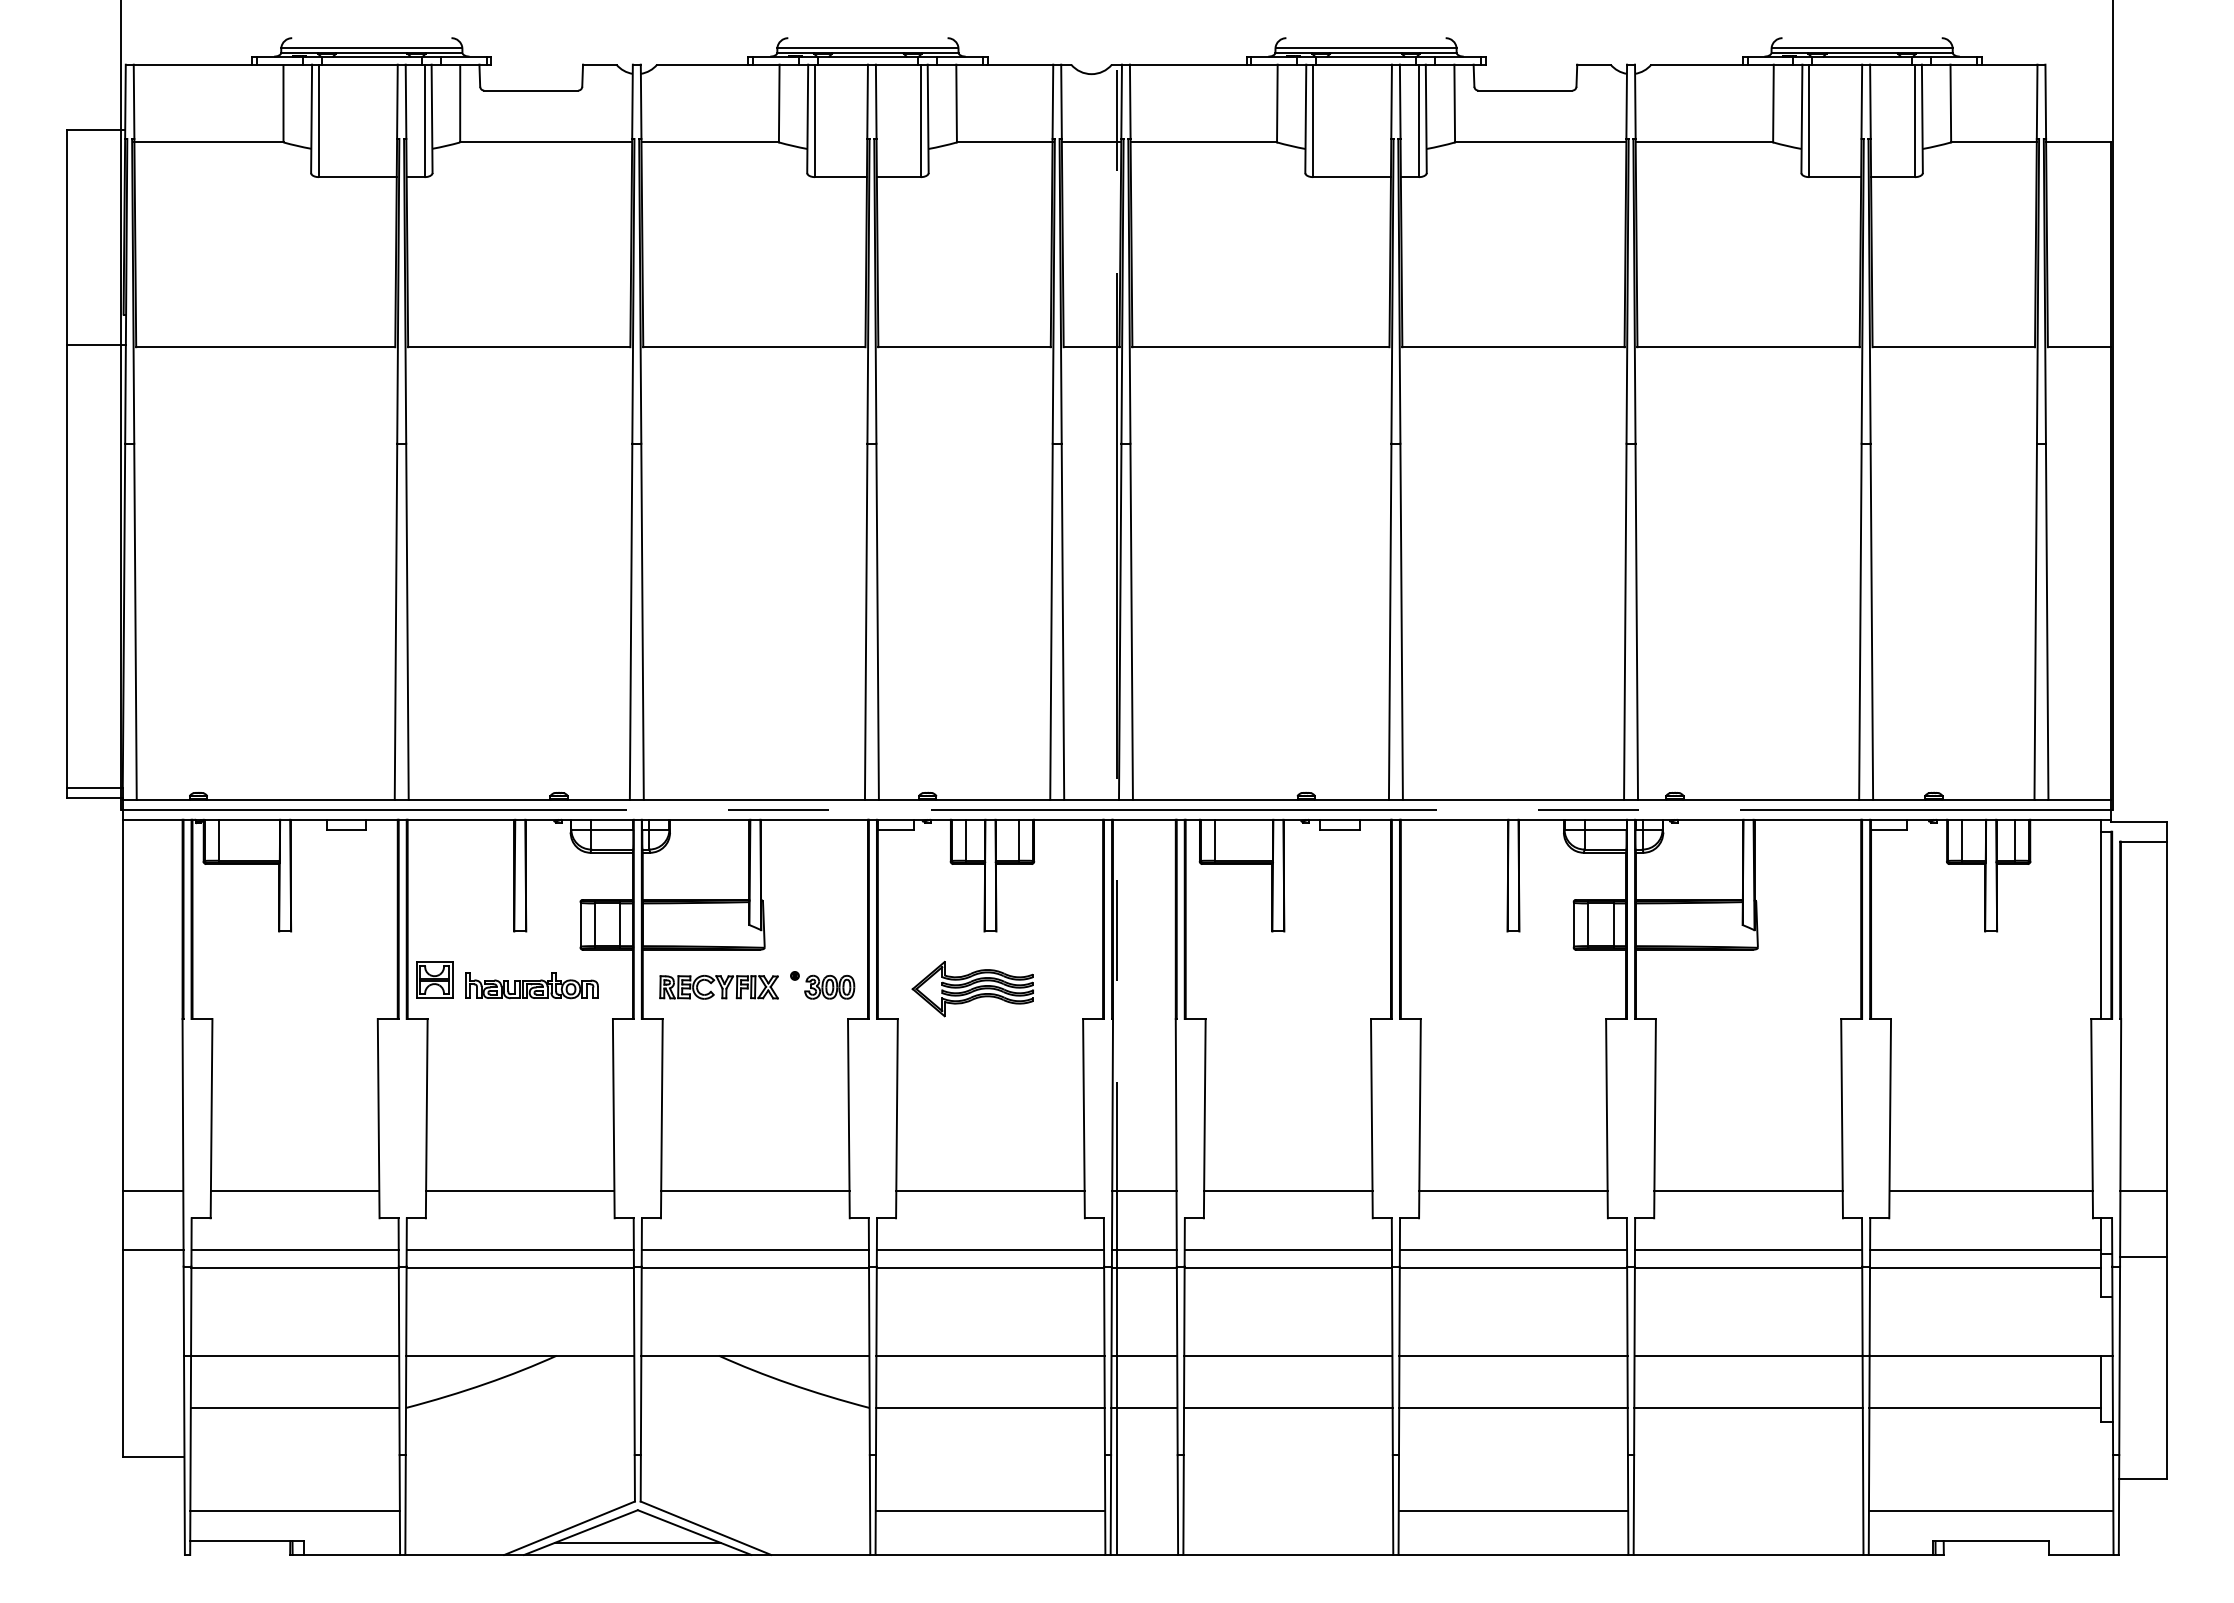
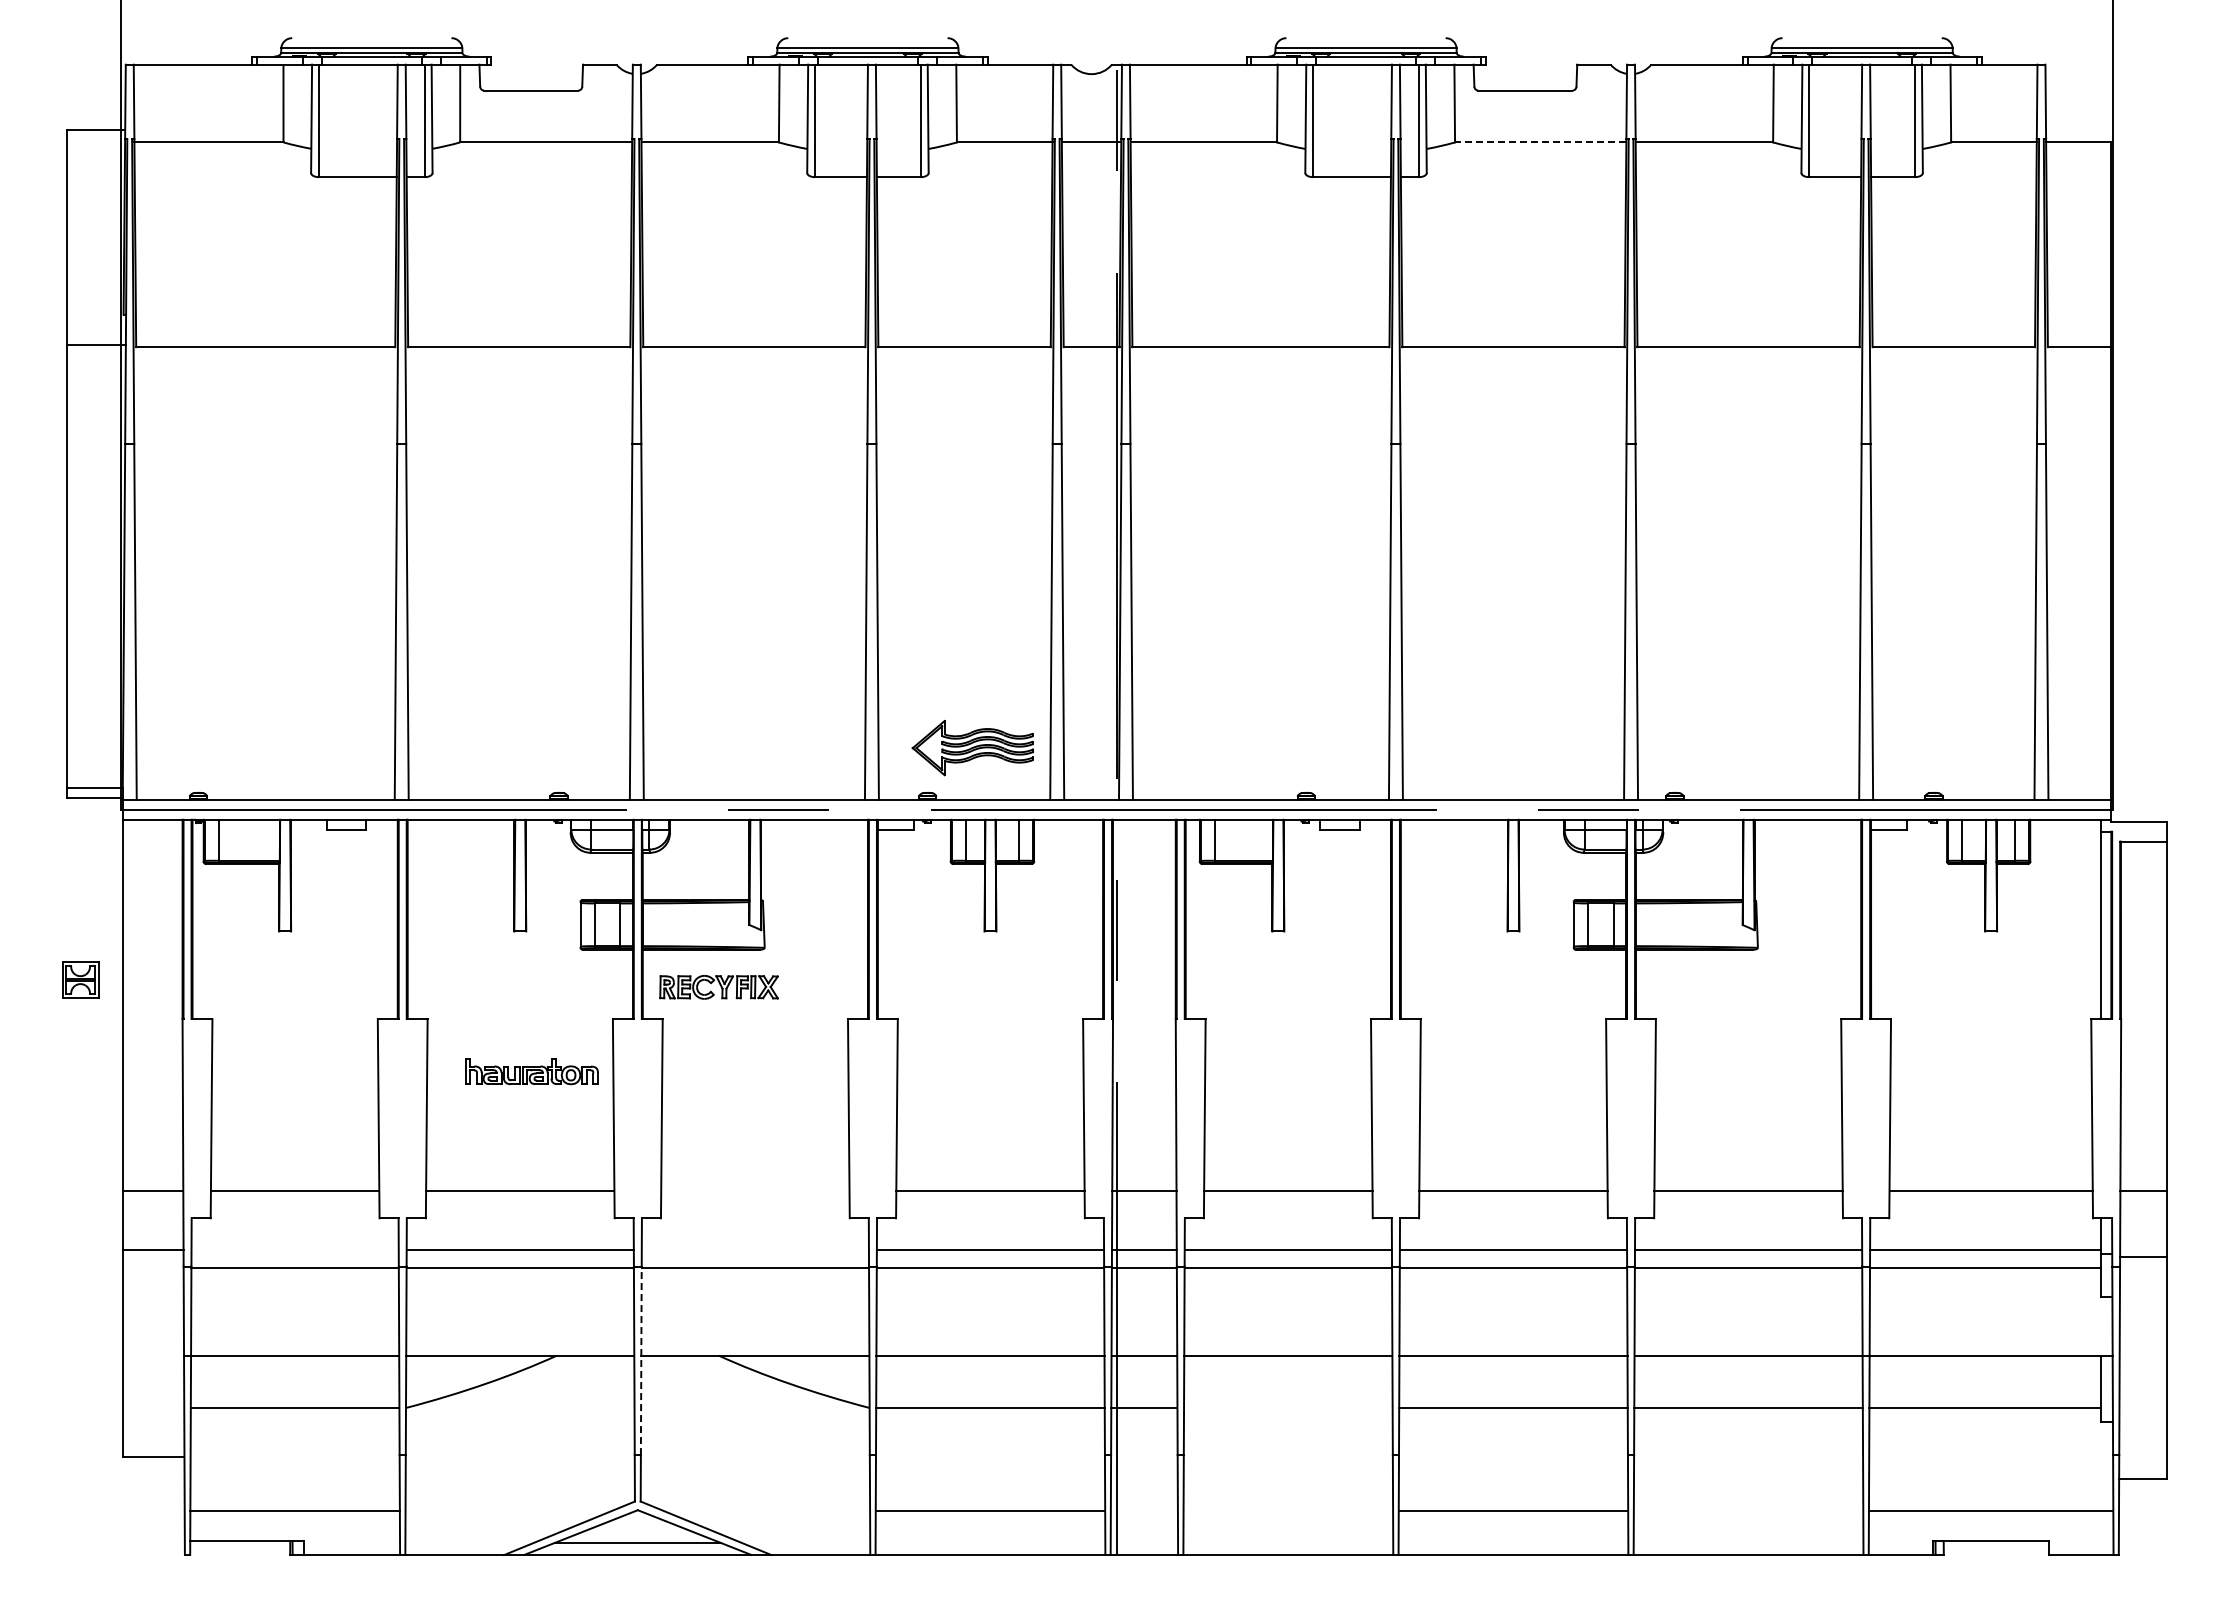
line: solid -> dashed (1540, 142)
part position: (434, 979) -> (80, 979) (80, 979)
part position: (531, 985) -> (531, 1071) (531, 1071)
part: present -> none (822, 985)
part position: (972, 989) -> (972, 748) (972, 748)
line: present -> none (755, 1191)
line: present -> none (294, 1249)
line: present -> none (754, 1249)
line: solid -> dashed (641, 1360)
line: present -> none (1288, 1407)
